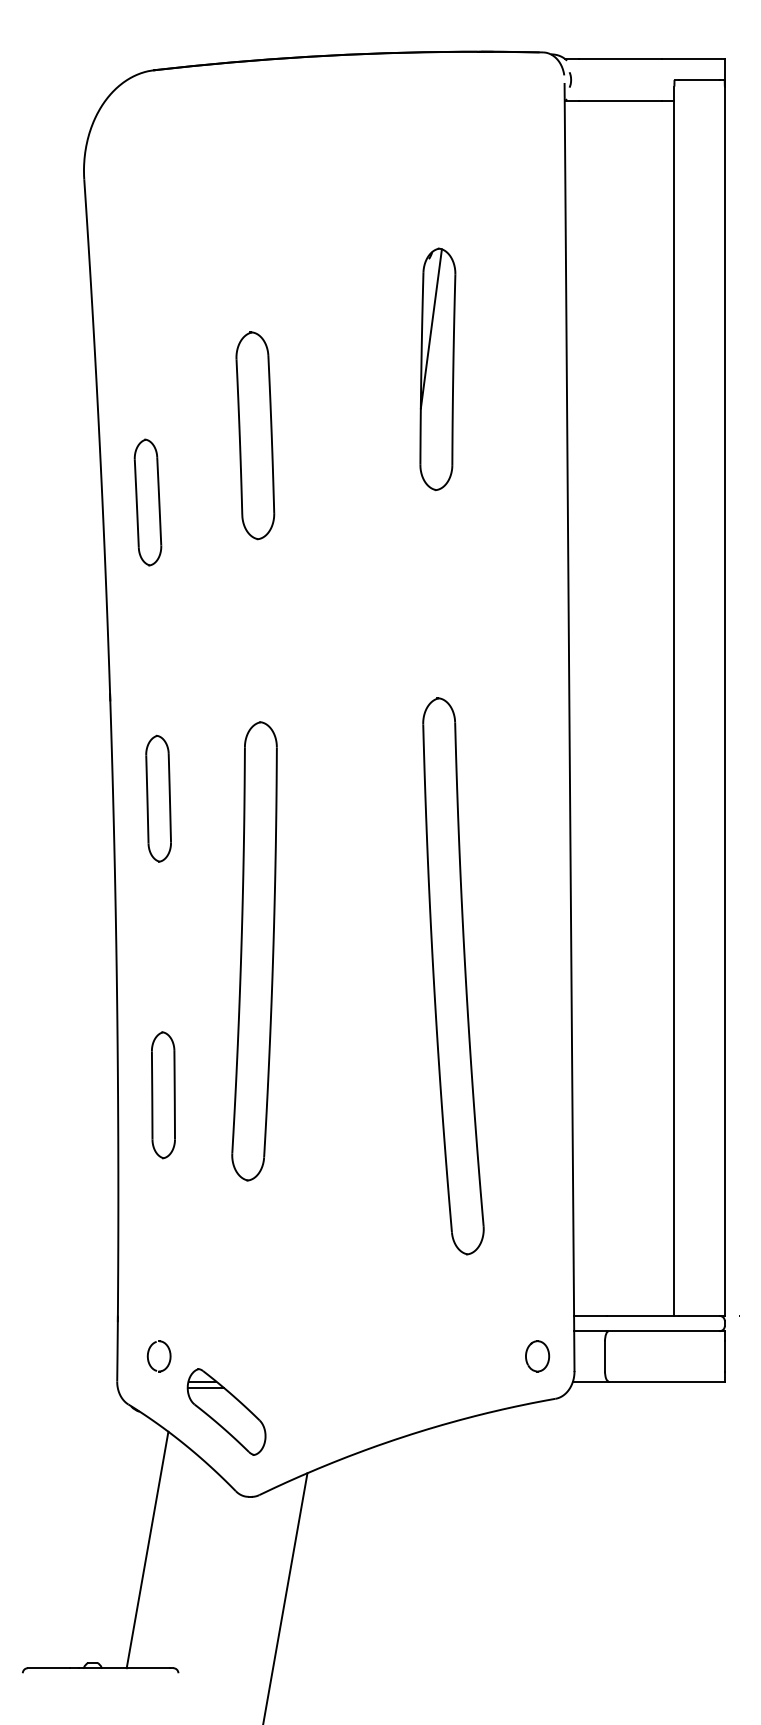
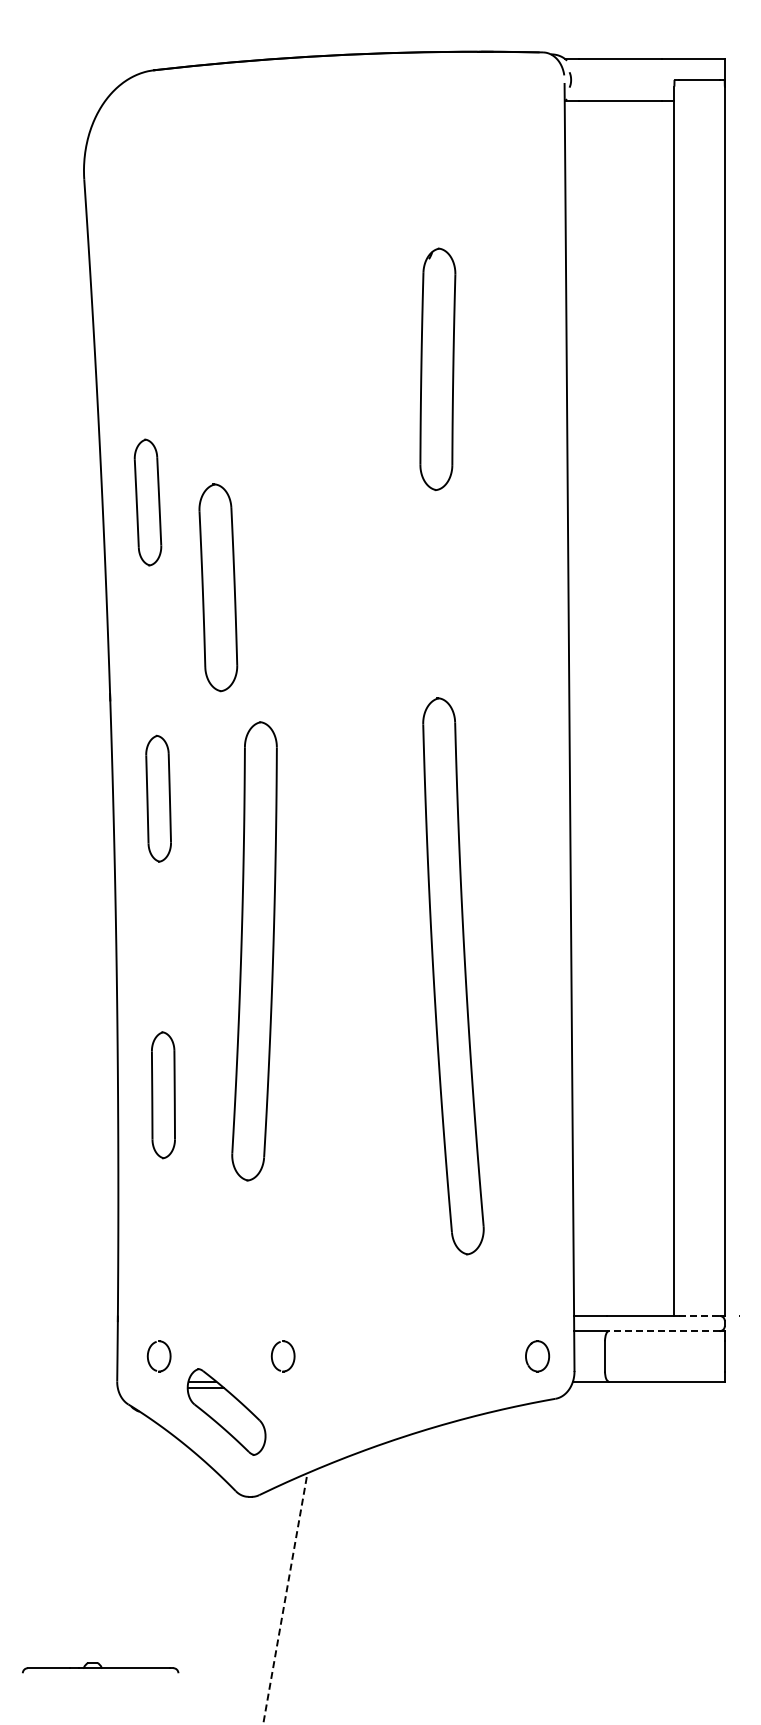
line: present -> none (430, 328)
part position: (255, 435) -> (218, 587) (218, 587)
line: solid -> dashed (700, 1316)
line: solid -> dashed (662, 1331)
part: none -> present (273, 1352)
line: present -> none (147, 1549)
line: solid -> dashed (285, 1598)
